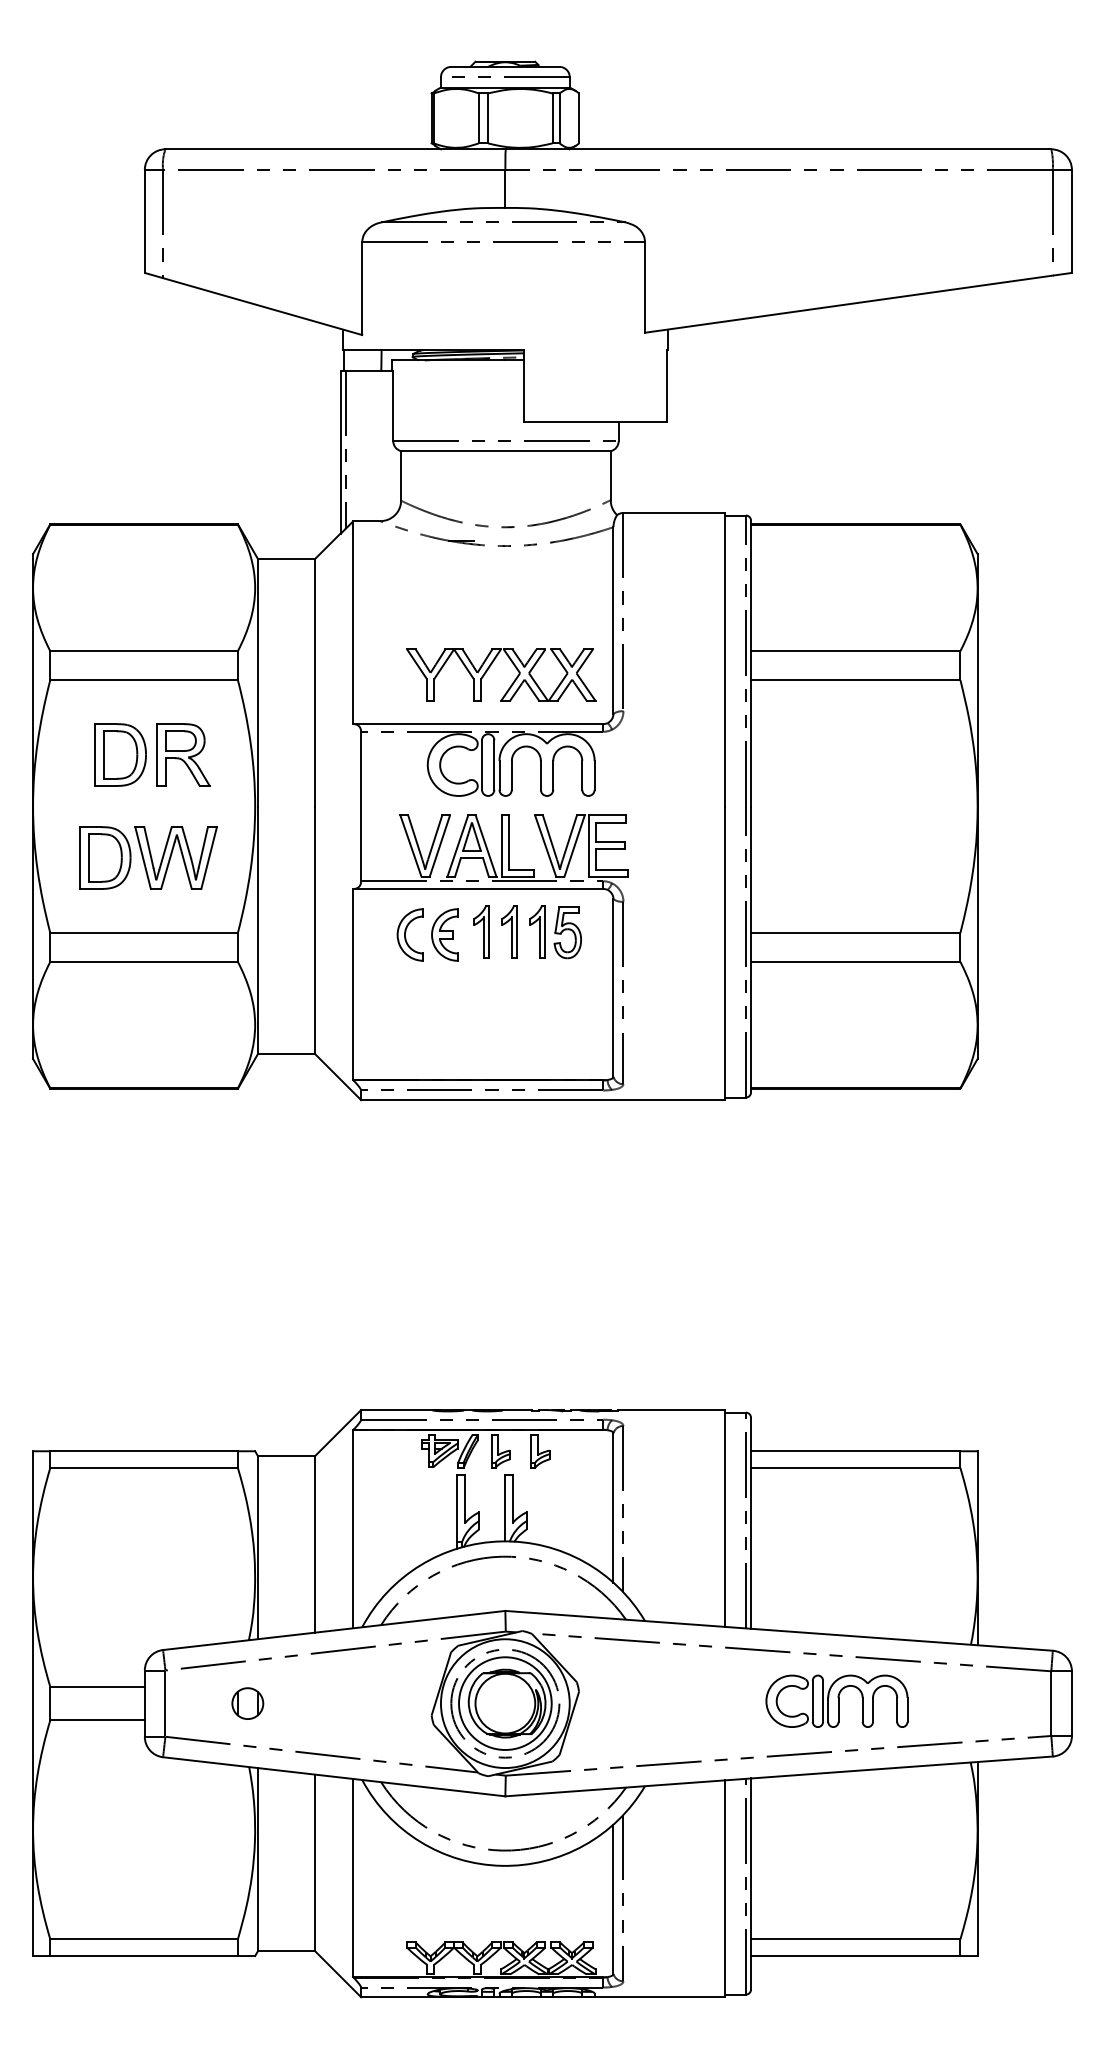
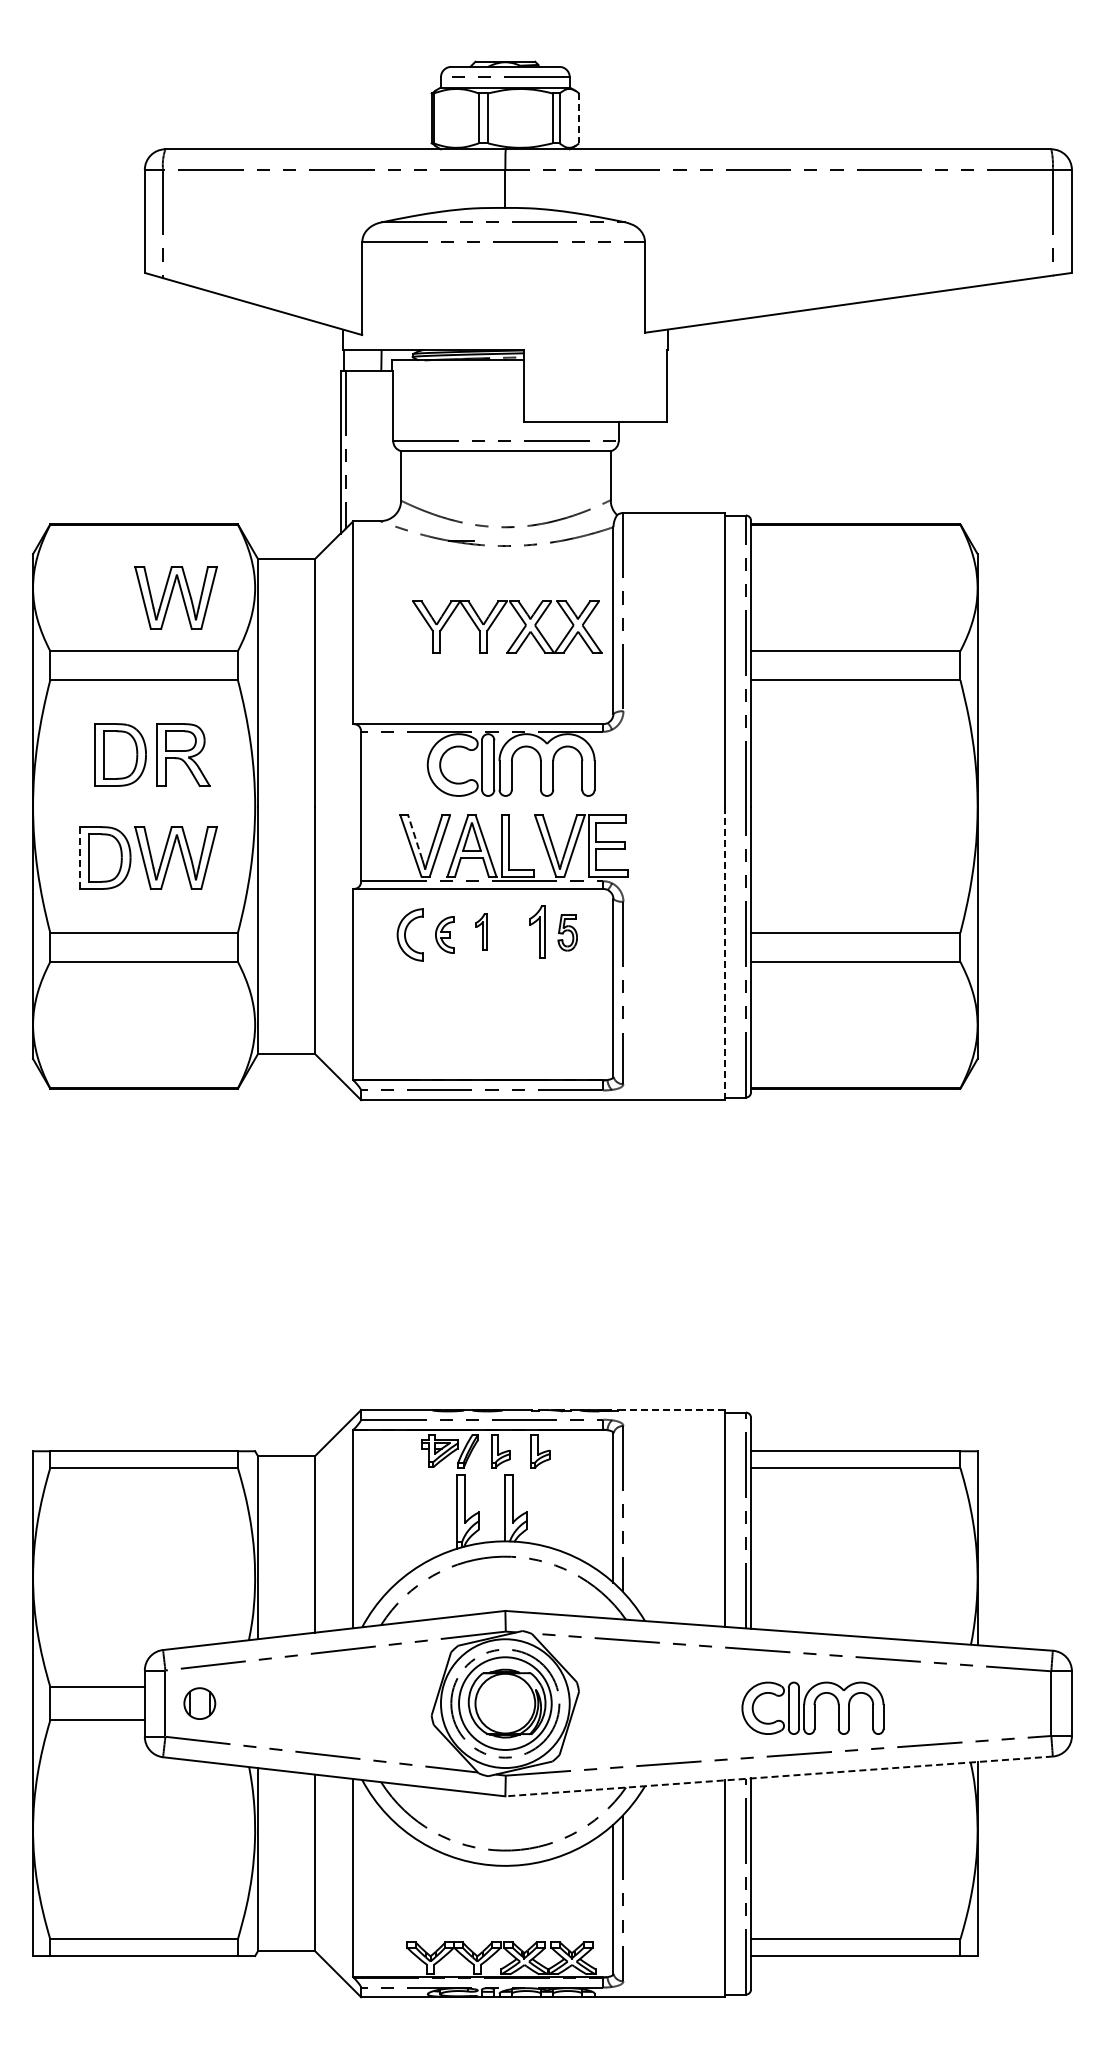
line: solid -> dashed (579, 118)
part: none -> present (175, 597)
part position: (489, 668) -> (495, 620) (495, 620)
line: solid -> dashed (415, 837)
line: solid -> dashed (79, 858)
part size: 17x54 px -> 13x38 px (481, 931)
part: present -> none (509, 931)
part size: 29x54 px -> 21x38 px (567, 932)
part size: 28x54 px -> 20x38 px (444, 934)
line: solid -> dashed (725, 953)
line: solid -> dashed (671, 1410)
part position: (836, 1700) -> (812, 1707) (812, 1707)
part position: (247, 1703) -> (199, 1703) (199, 1703)
line: solid -> dashed (778, 1776)
